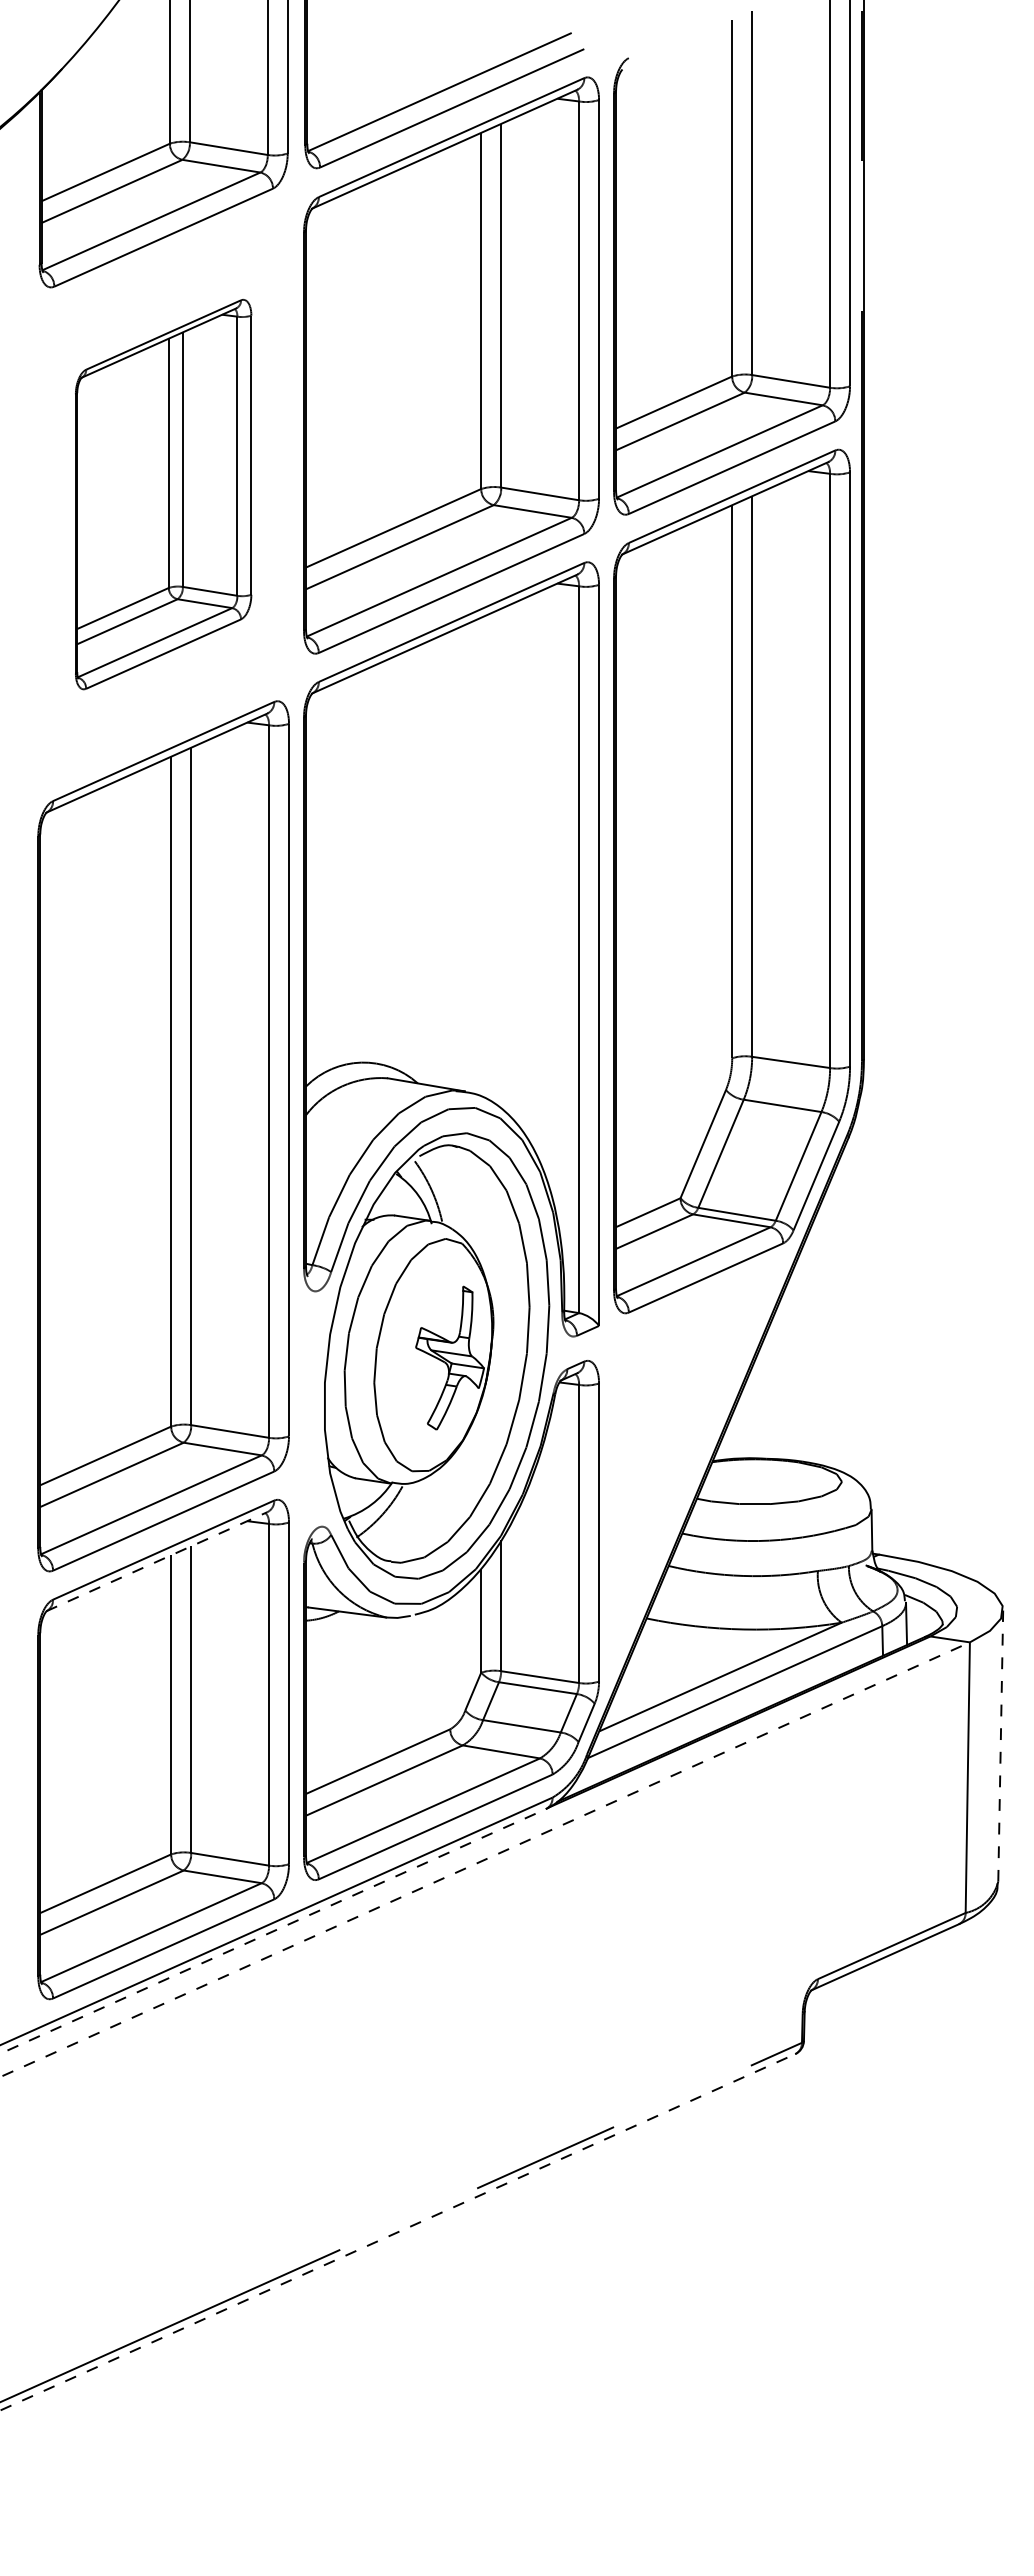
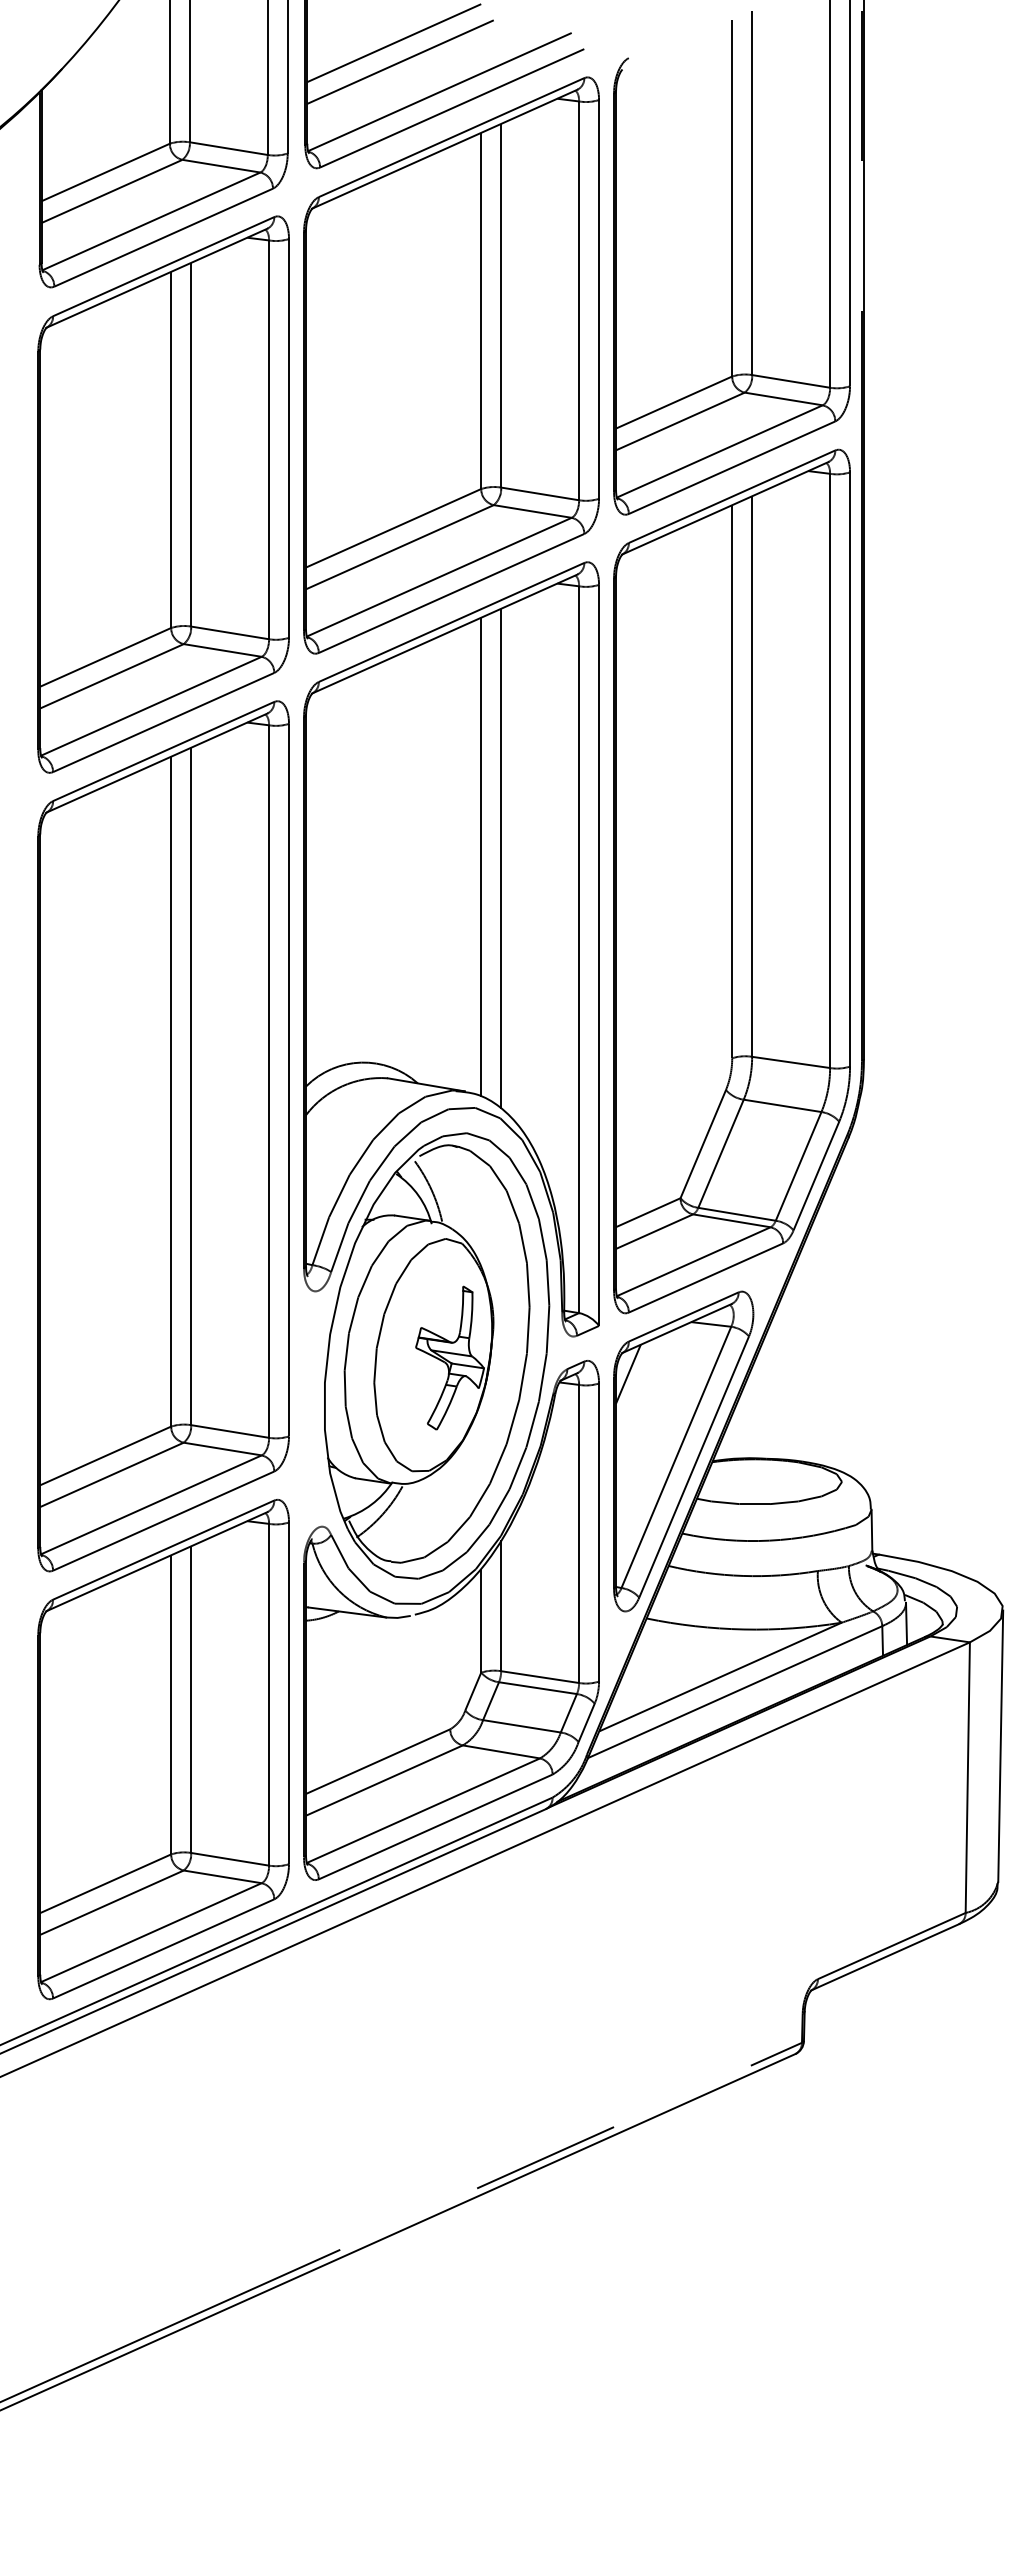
line: none -> present (394, 43)
line: none -> present (400, 61)
part size: 178x392 px -> 253x559 px (163, 494)
line: none -> present (481, 856)
line: none -> present (501, 858)
part: none -> present (683, 1451)
line: dashed -> solid (157, 1561)
line: dashed -> solid (1000, 1746)
line: dashed -> solid (485, 1859)
line: dashed -> solid (273, 1931)
line: dashed -> solid (398, 2232)
